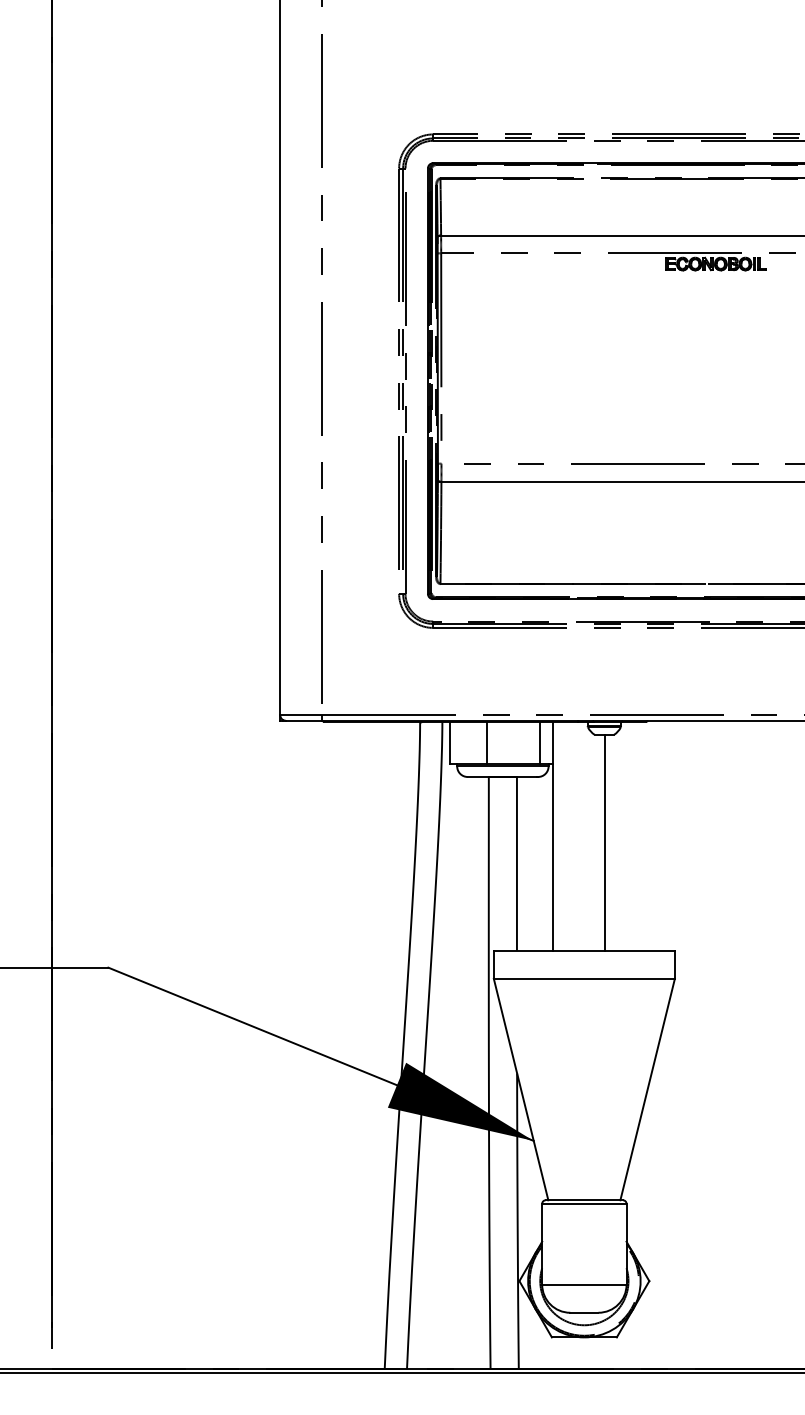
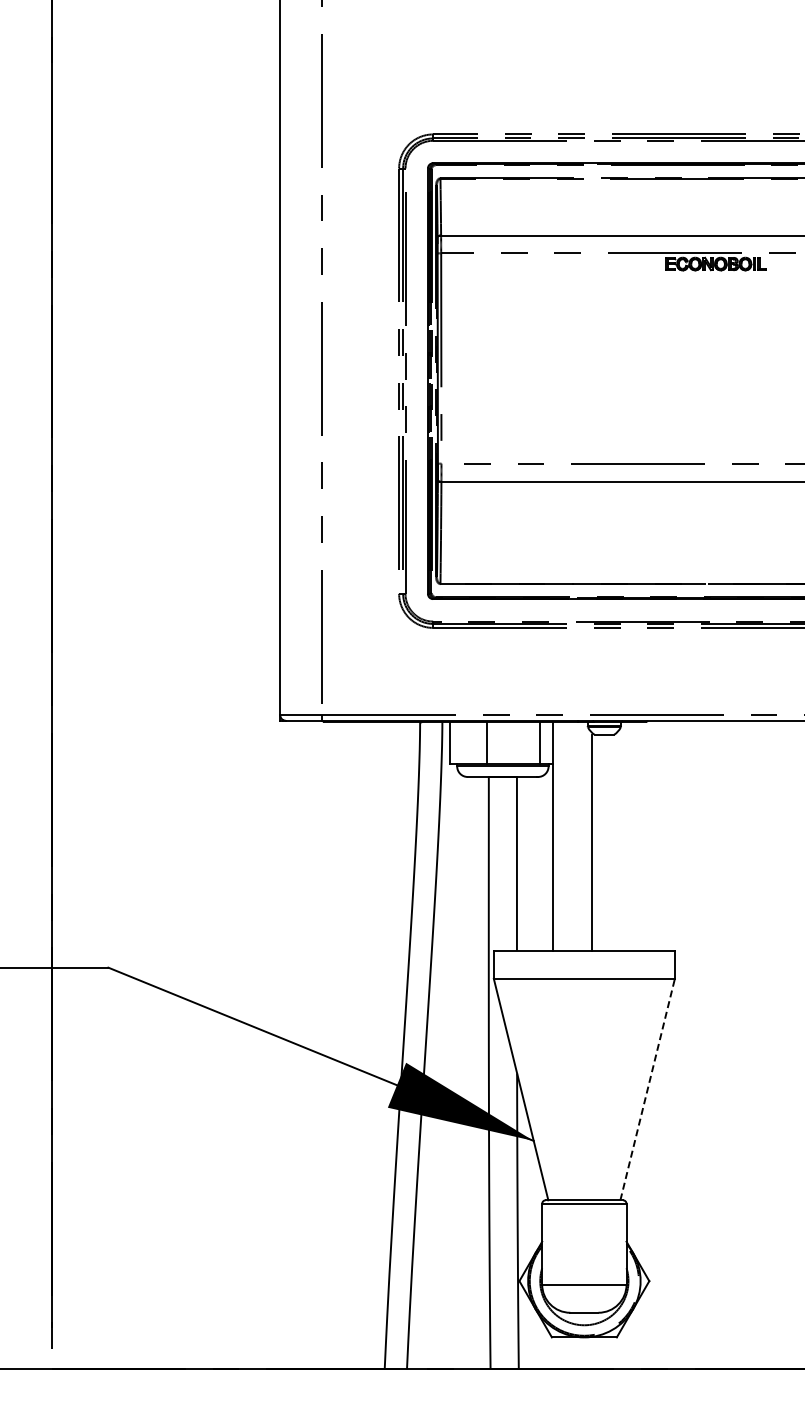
line position: (605, 842) -> (592, 842) (592, 842)
line: solid -> dashed (647, 1089)
line: present -> none (401, 1372)
